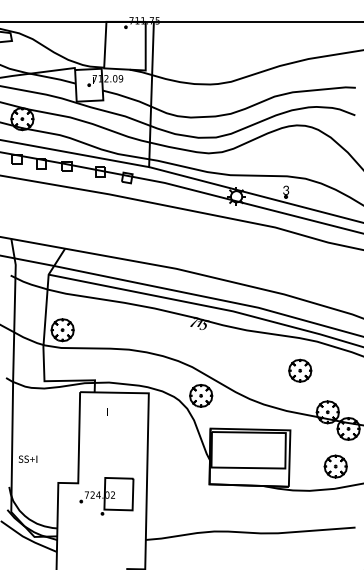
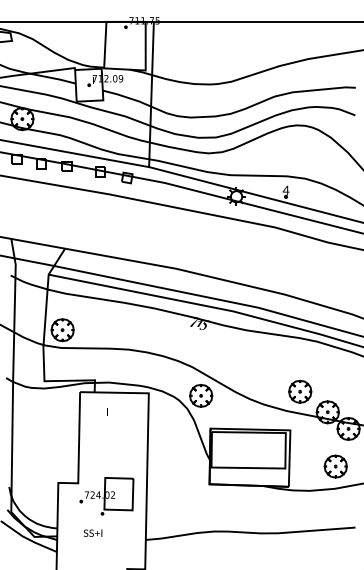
text: 3 -> 4 (285, 189)
part position: (300, 370) -> (300, 391) (300, 391)
text position: (28, 458) -> (93, 532) (93, 532)
